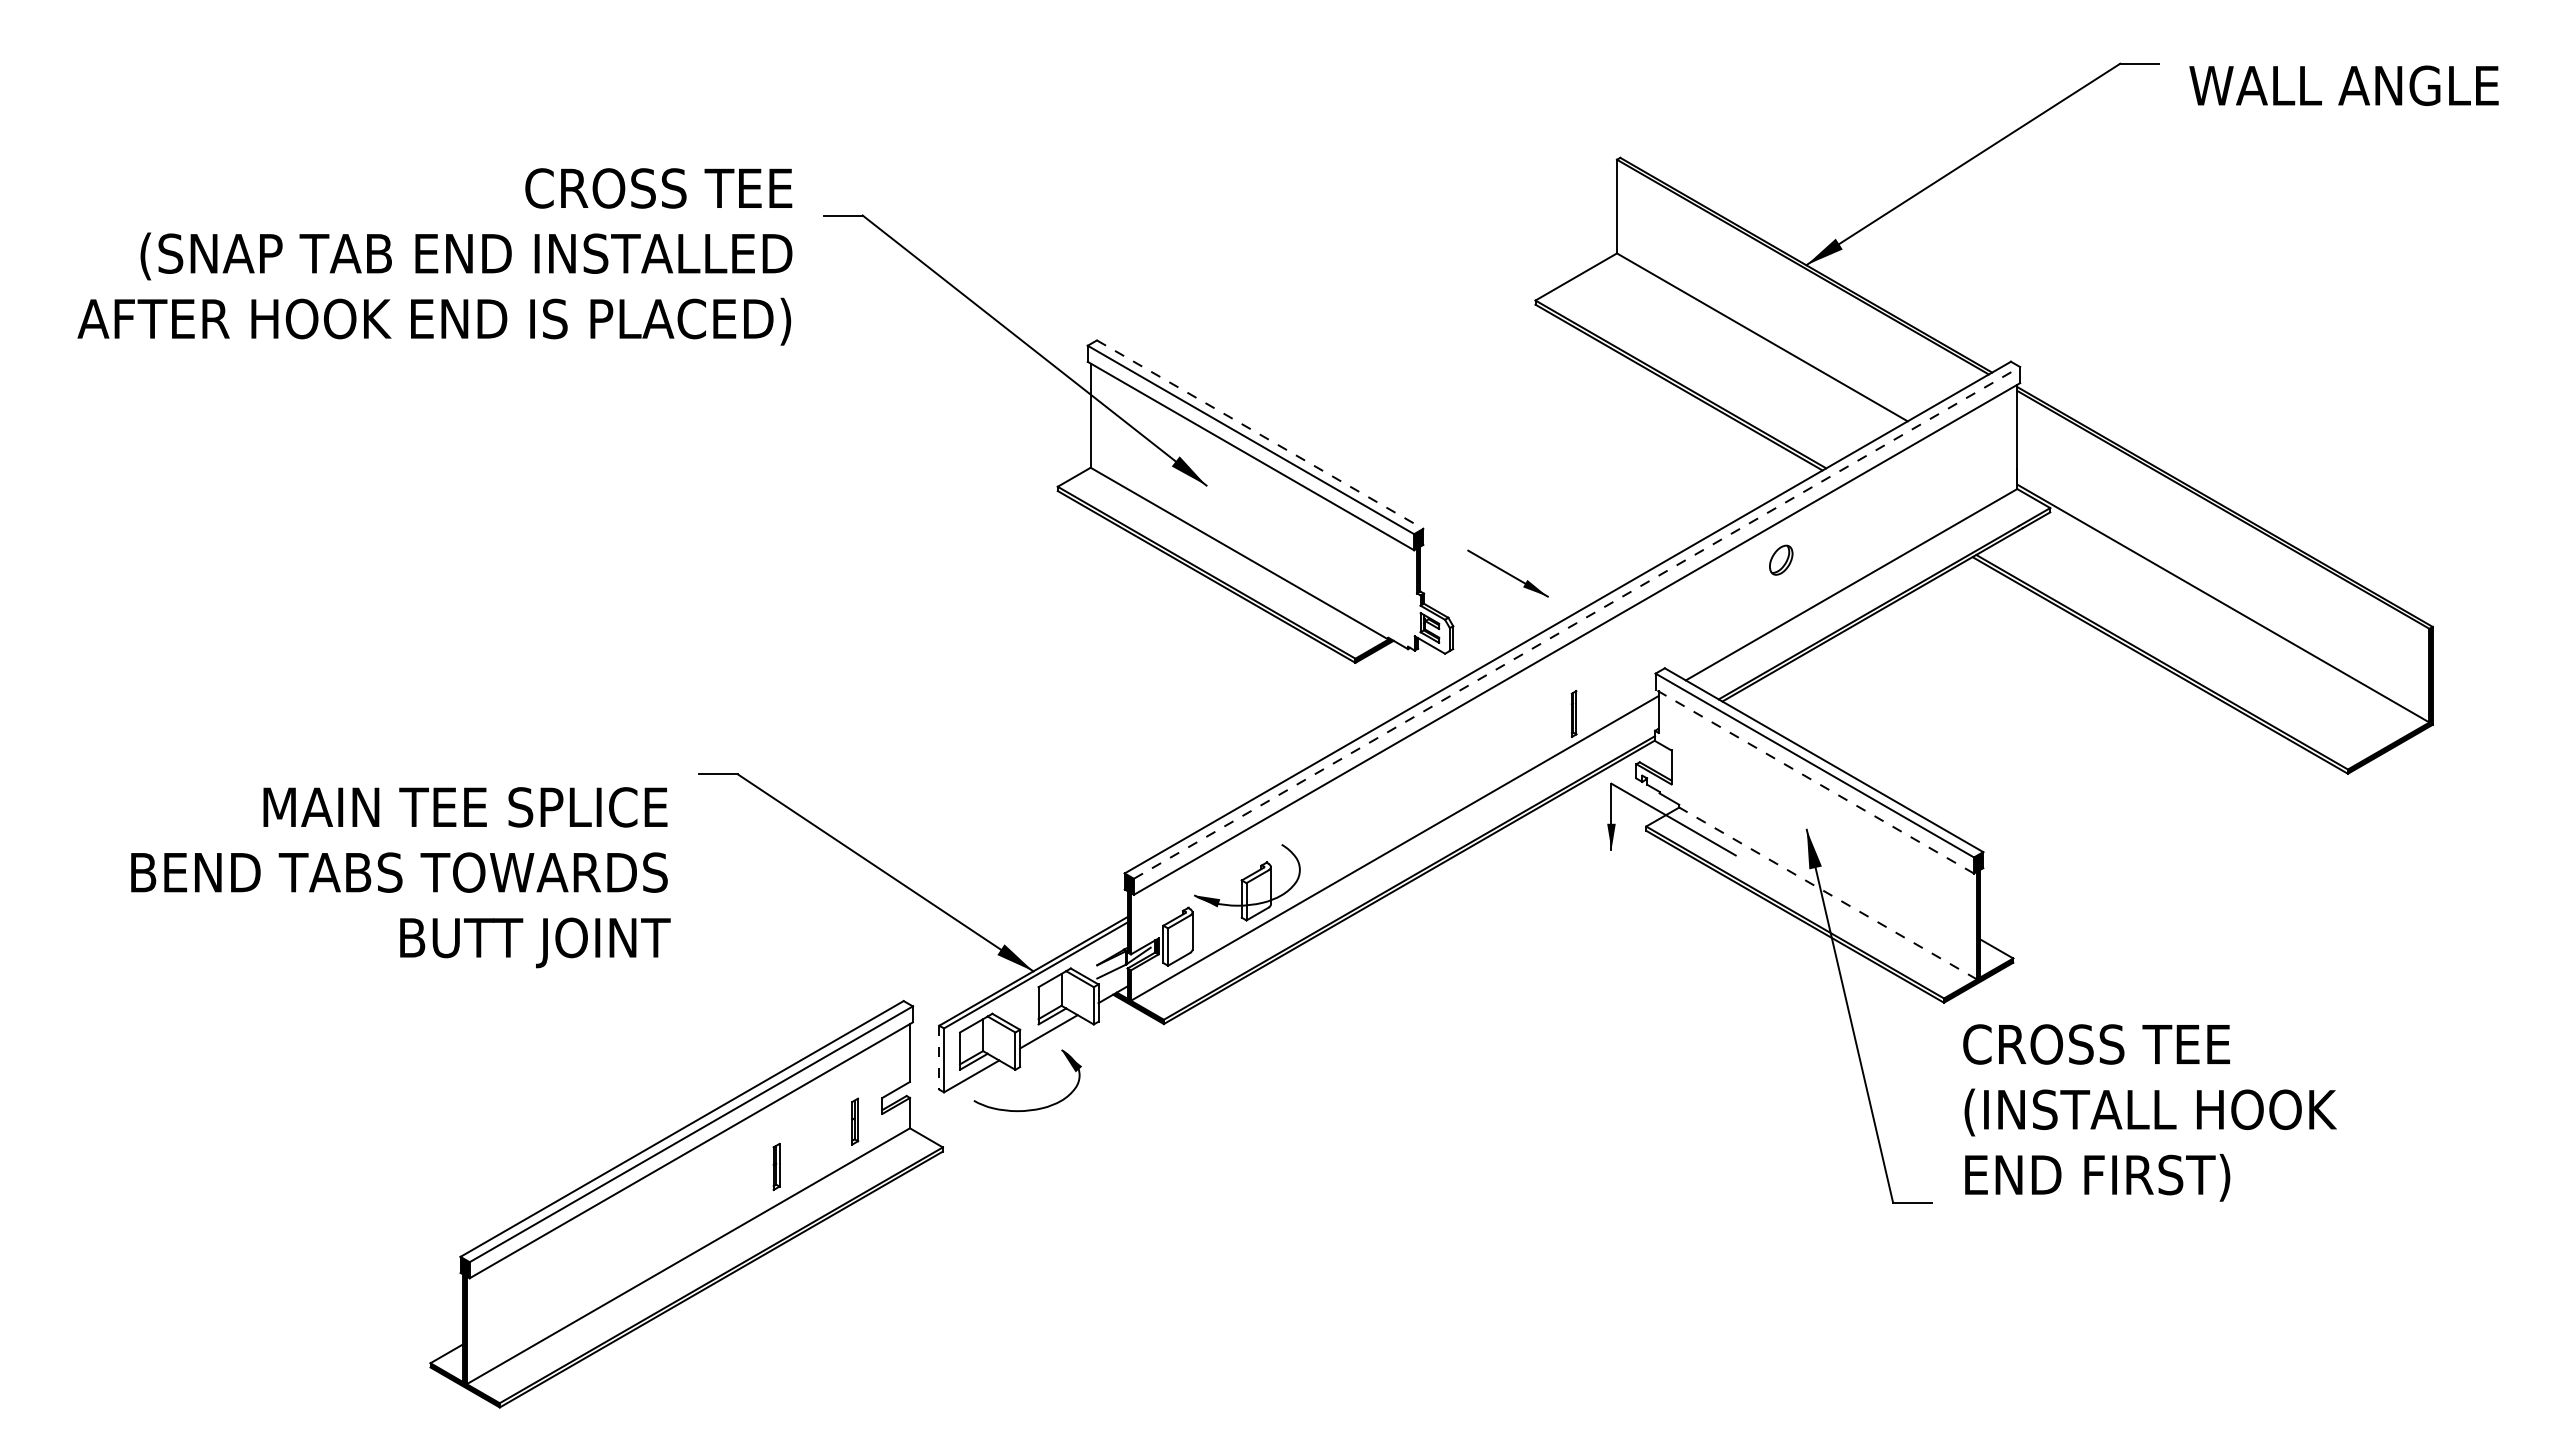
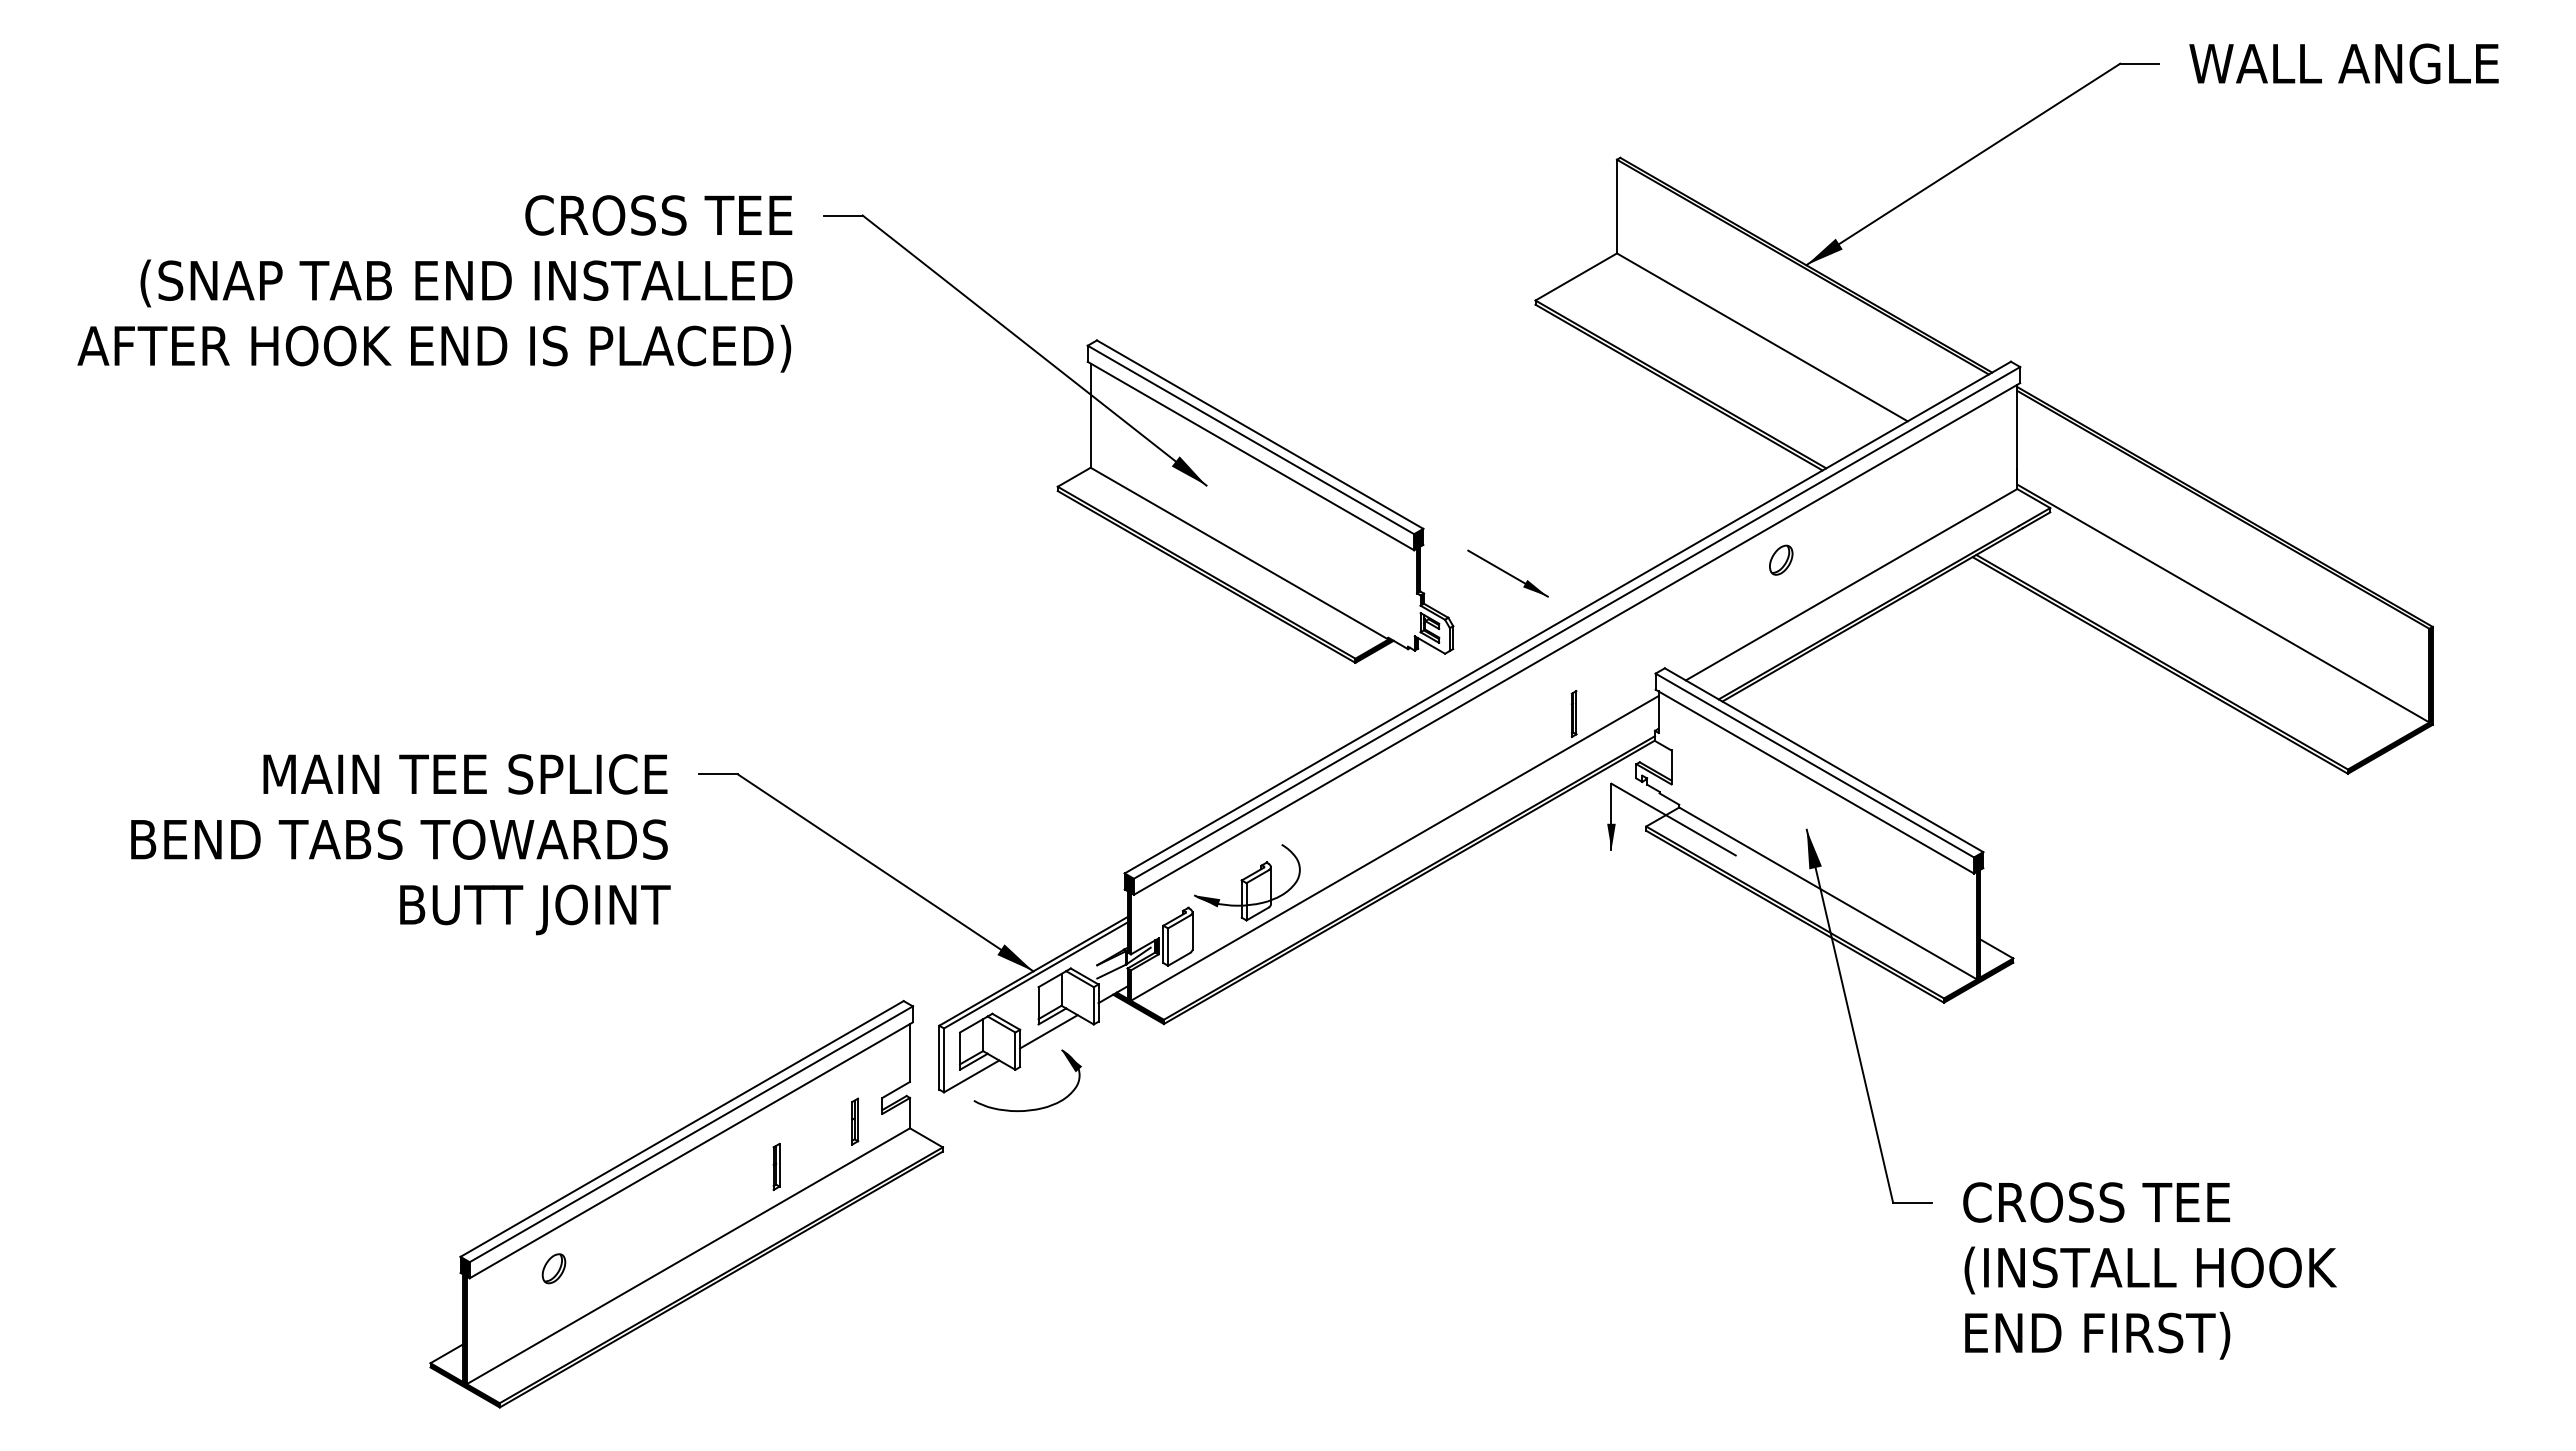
text position: (2343, 85) -> (2343, 63) (2343, 63)
text position: (434, 256) -> (434, 283) (434, 283)
line: dashed -> solid (1260, 434)
line: dashed -> solid (1577, 622)
line: dashed -> solid (1814, 781)
text position: (400, 877) -> (400, 844) (400, 844)
line: dashed -> solid (1828, 893)
line: dashed -> solid (939, 1057)
text position: (2149, 1112) -> (2149, 1270) (2149, 1270)
part: none -> present (553, 1268)
